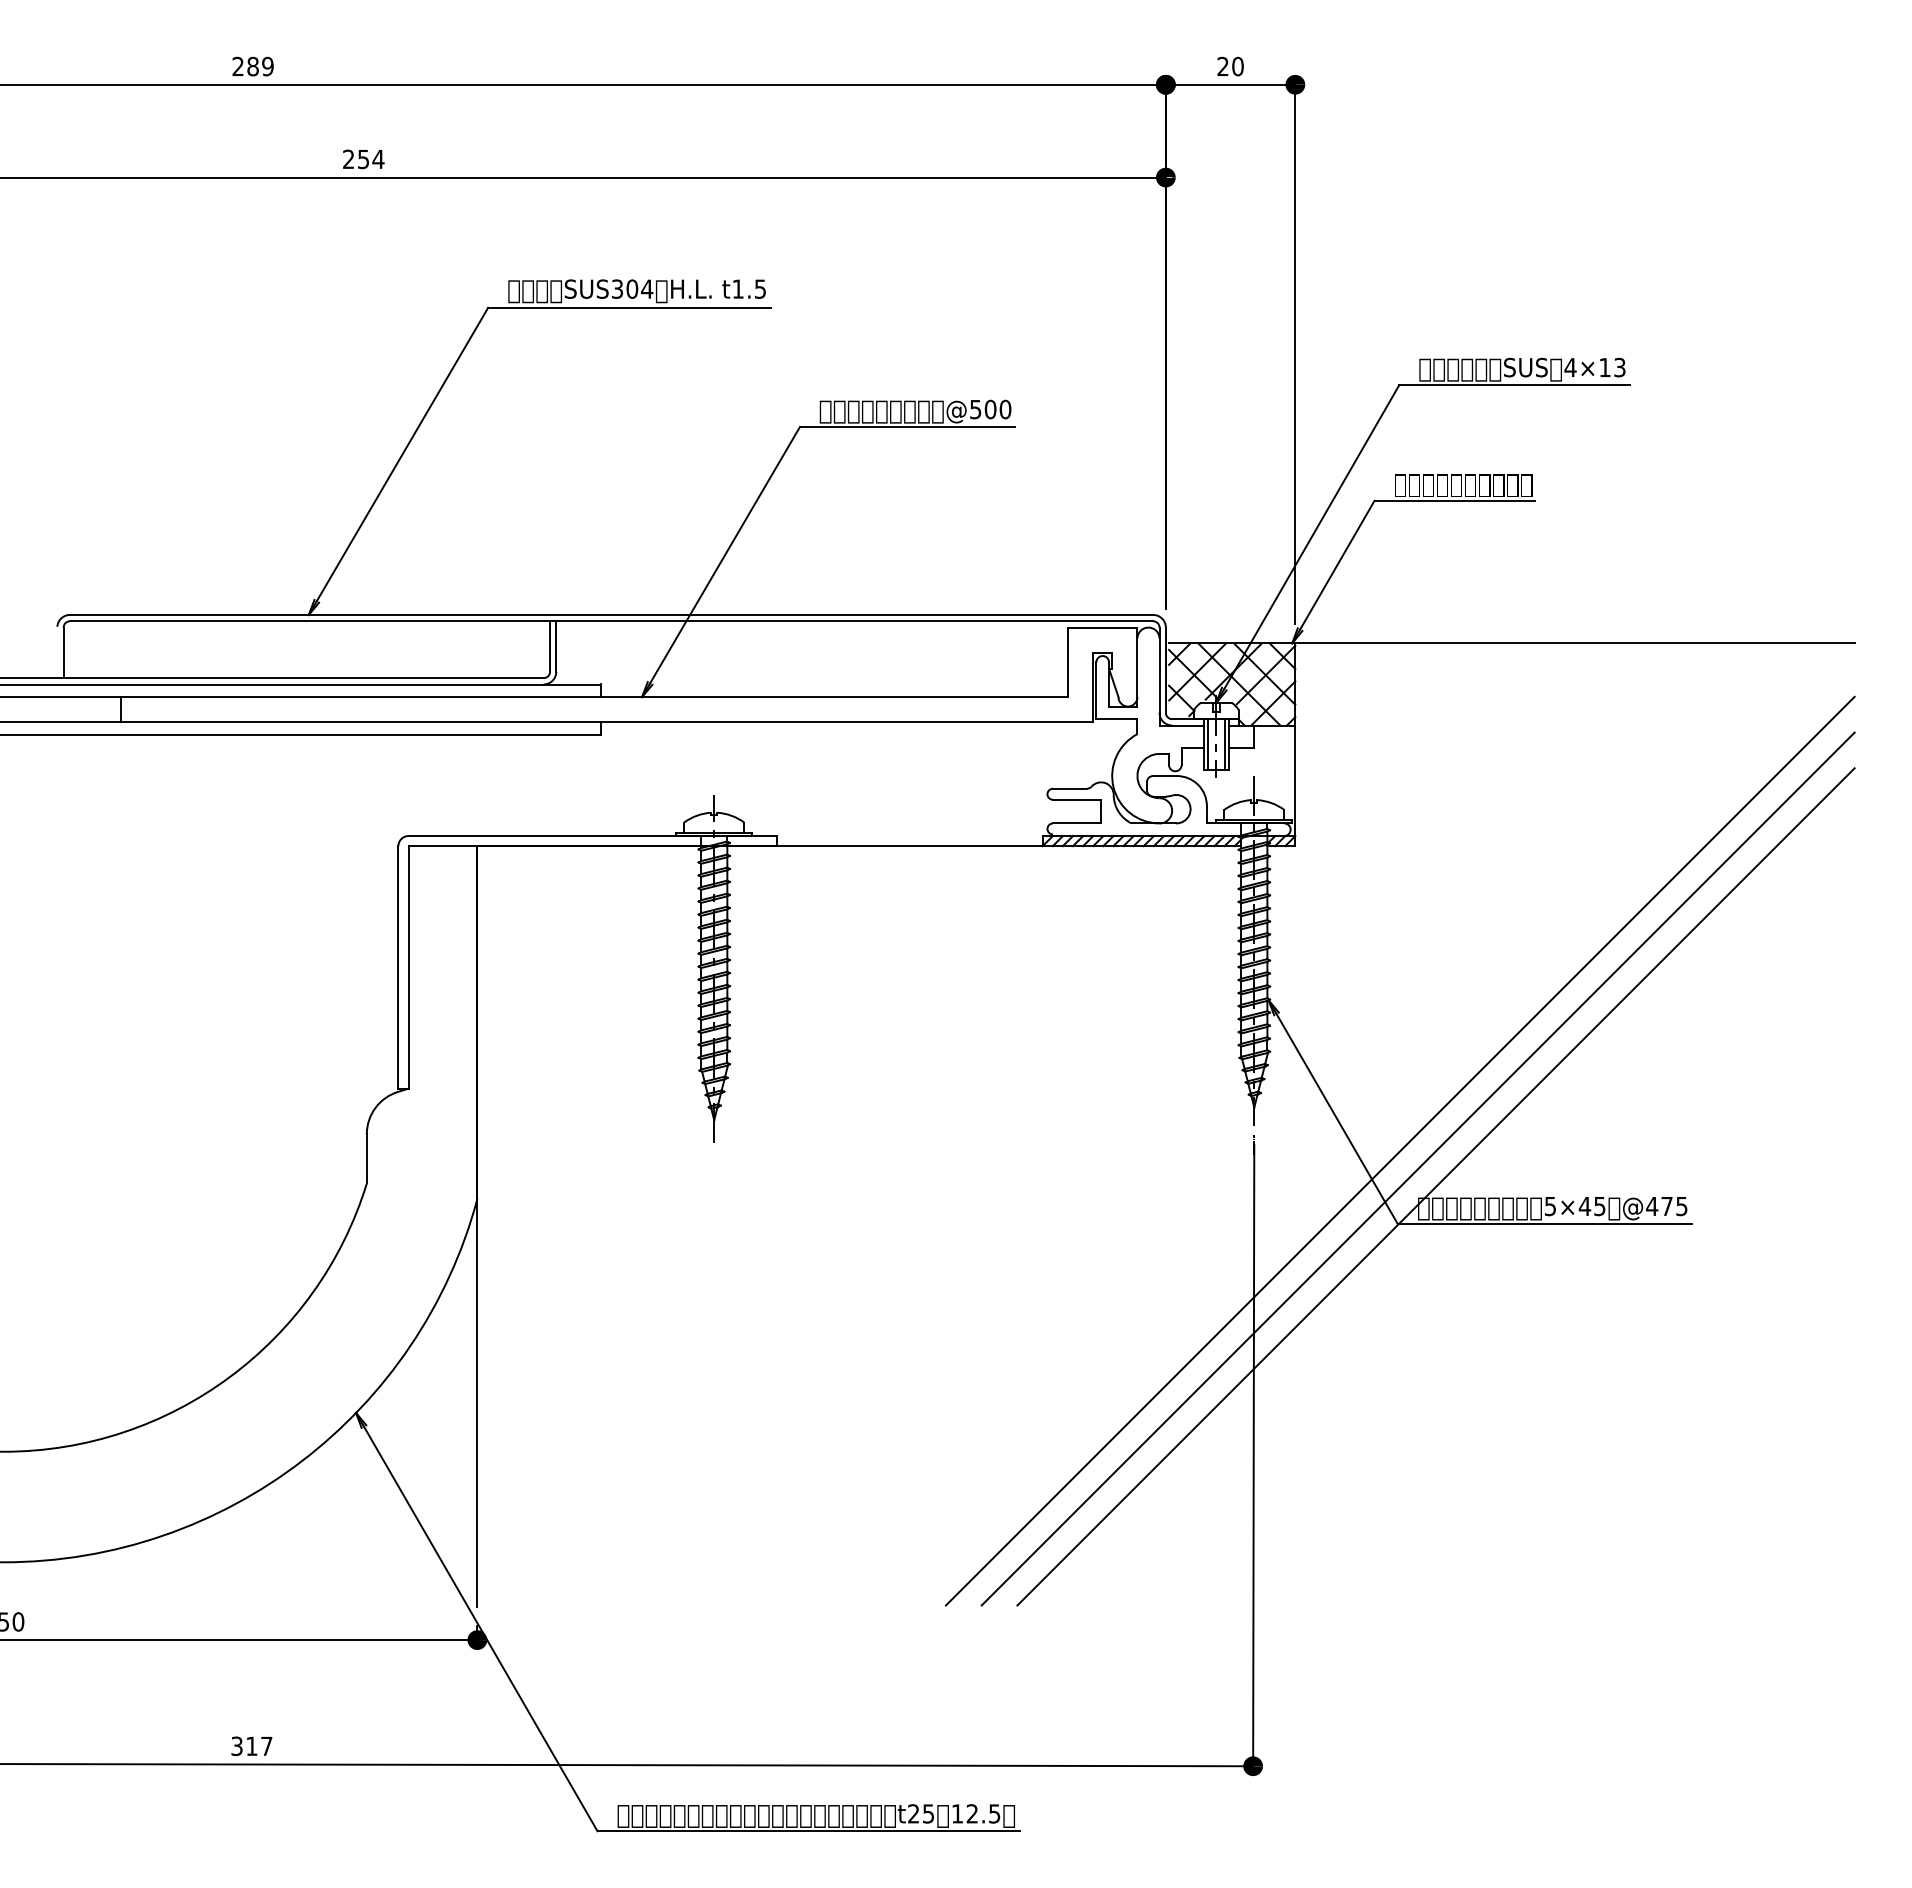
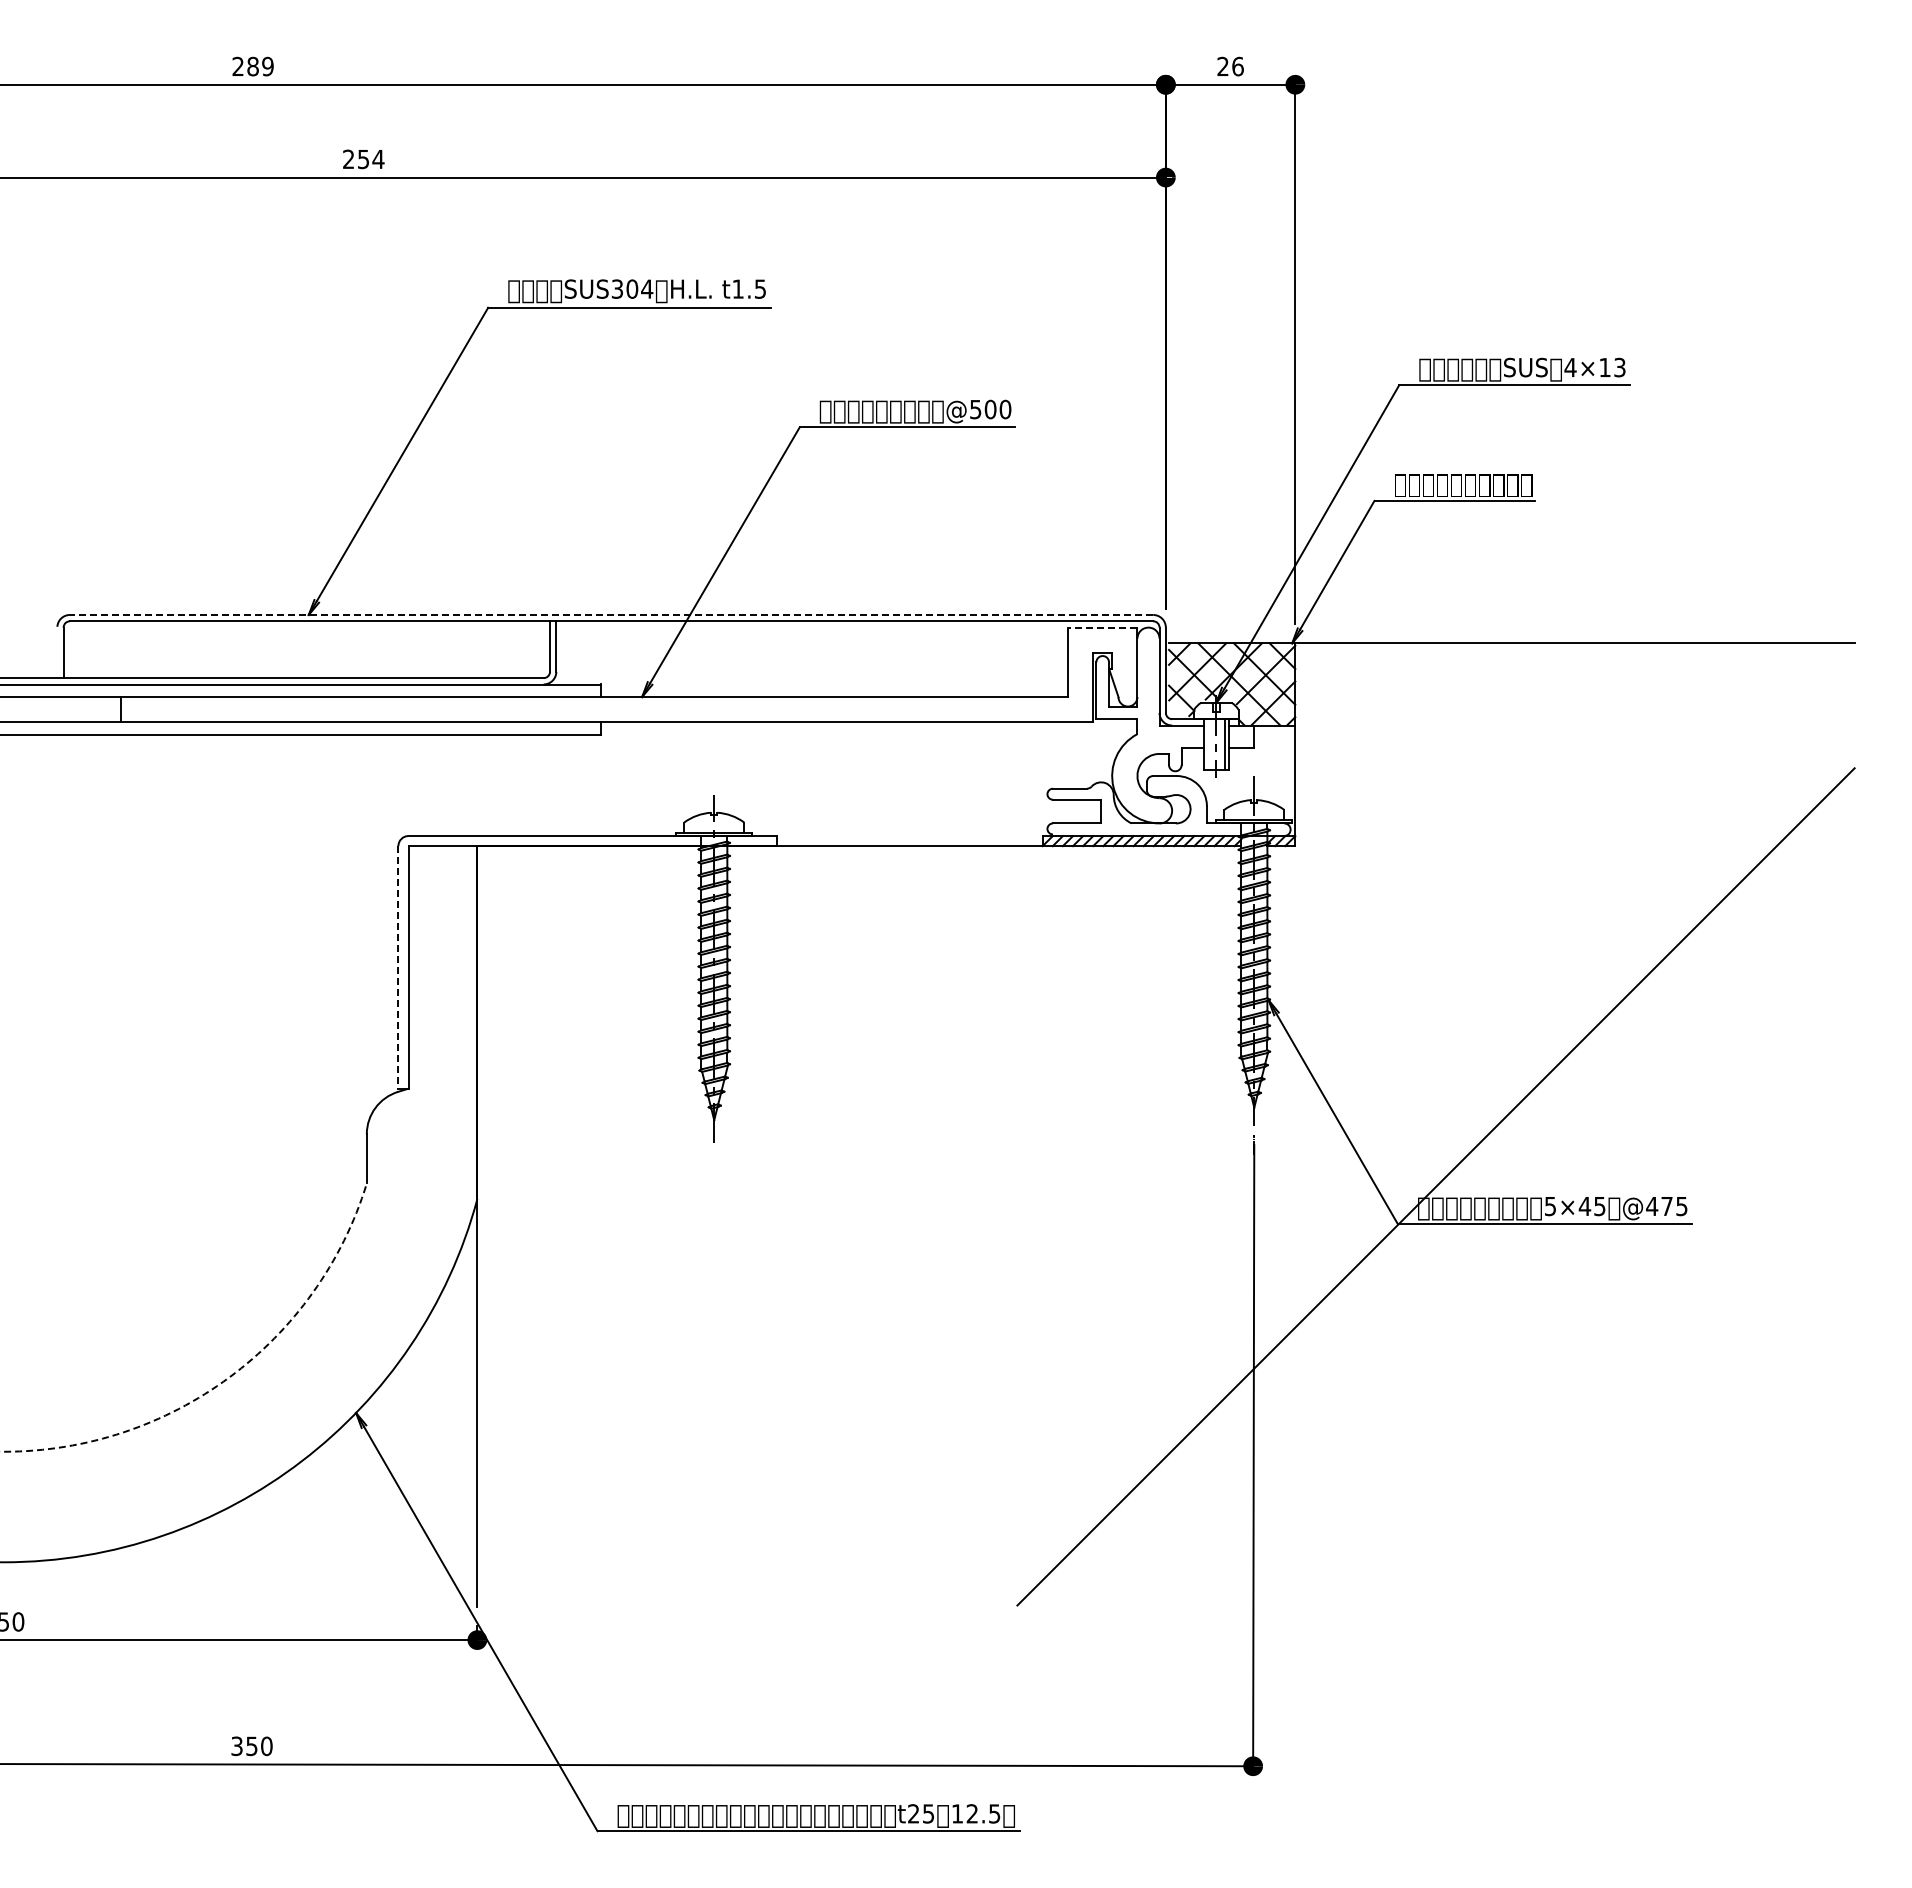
text: 20 -> 26 (1237, 66)
line: solid -> dashed (611, 614)
line: solid -> dashed (1102, 627)
line: present -> none (1208, 744)
line: solid -> dashed (398, 967)
line: present -> none (1399, 1150)
line: present -> none (1417, 1168)
arc: solid -> dashed (228, 1377)
text: 317 -> 350 (259, 1746)
